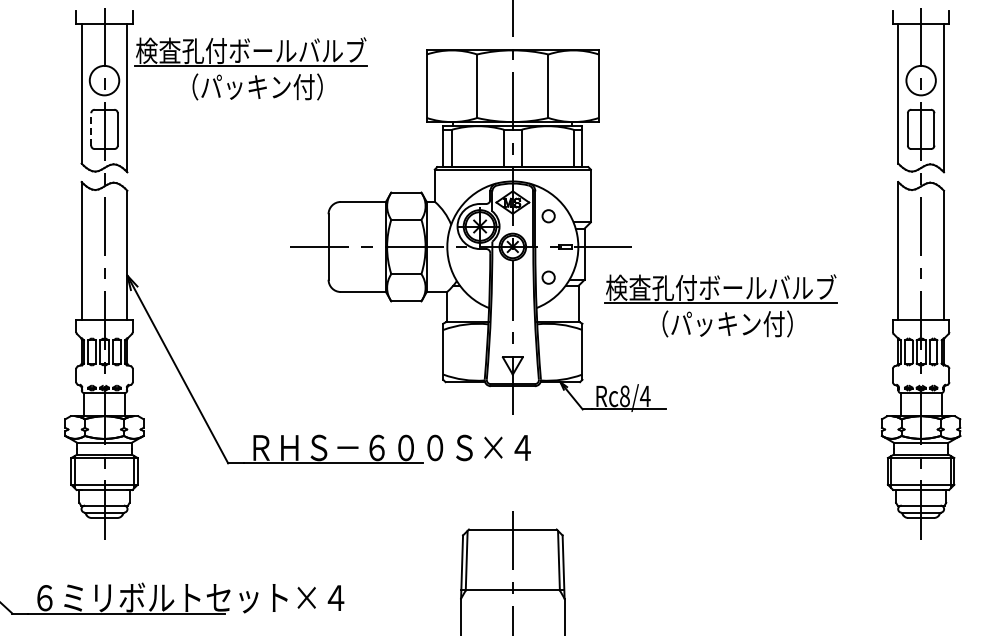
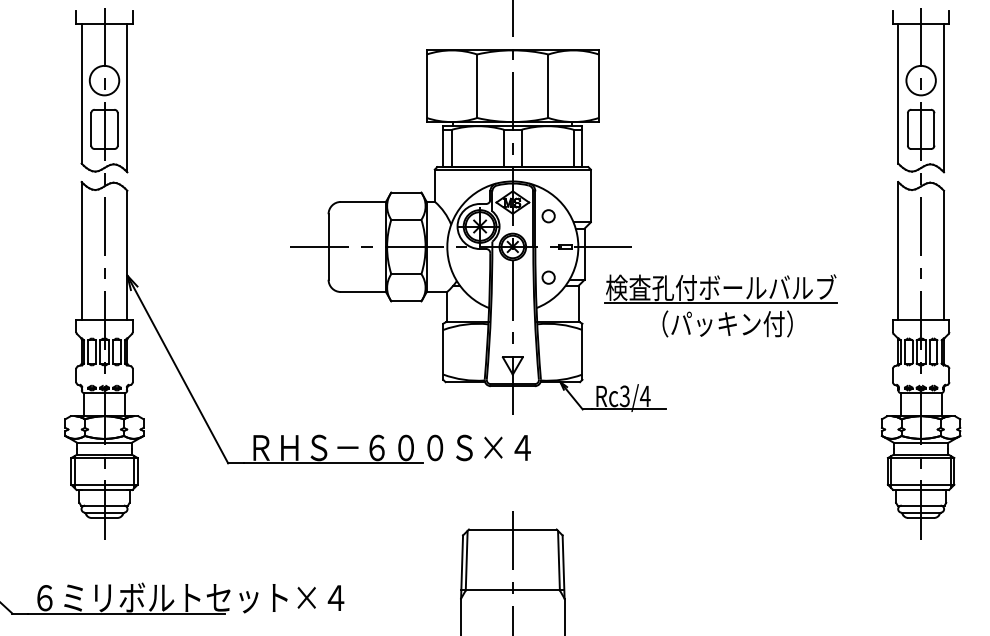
part: present -> none (250, 68)
line: dashed -> solid (91, 128)
text: Rc8/4 -> Rc3/4 (624, 396)
